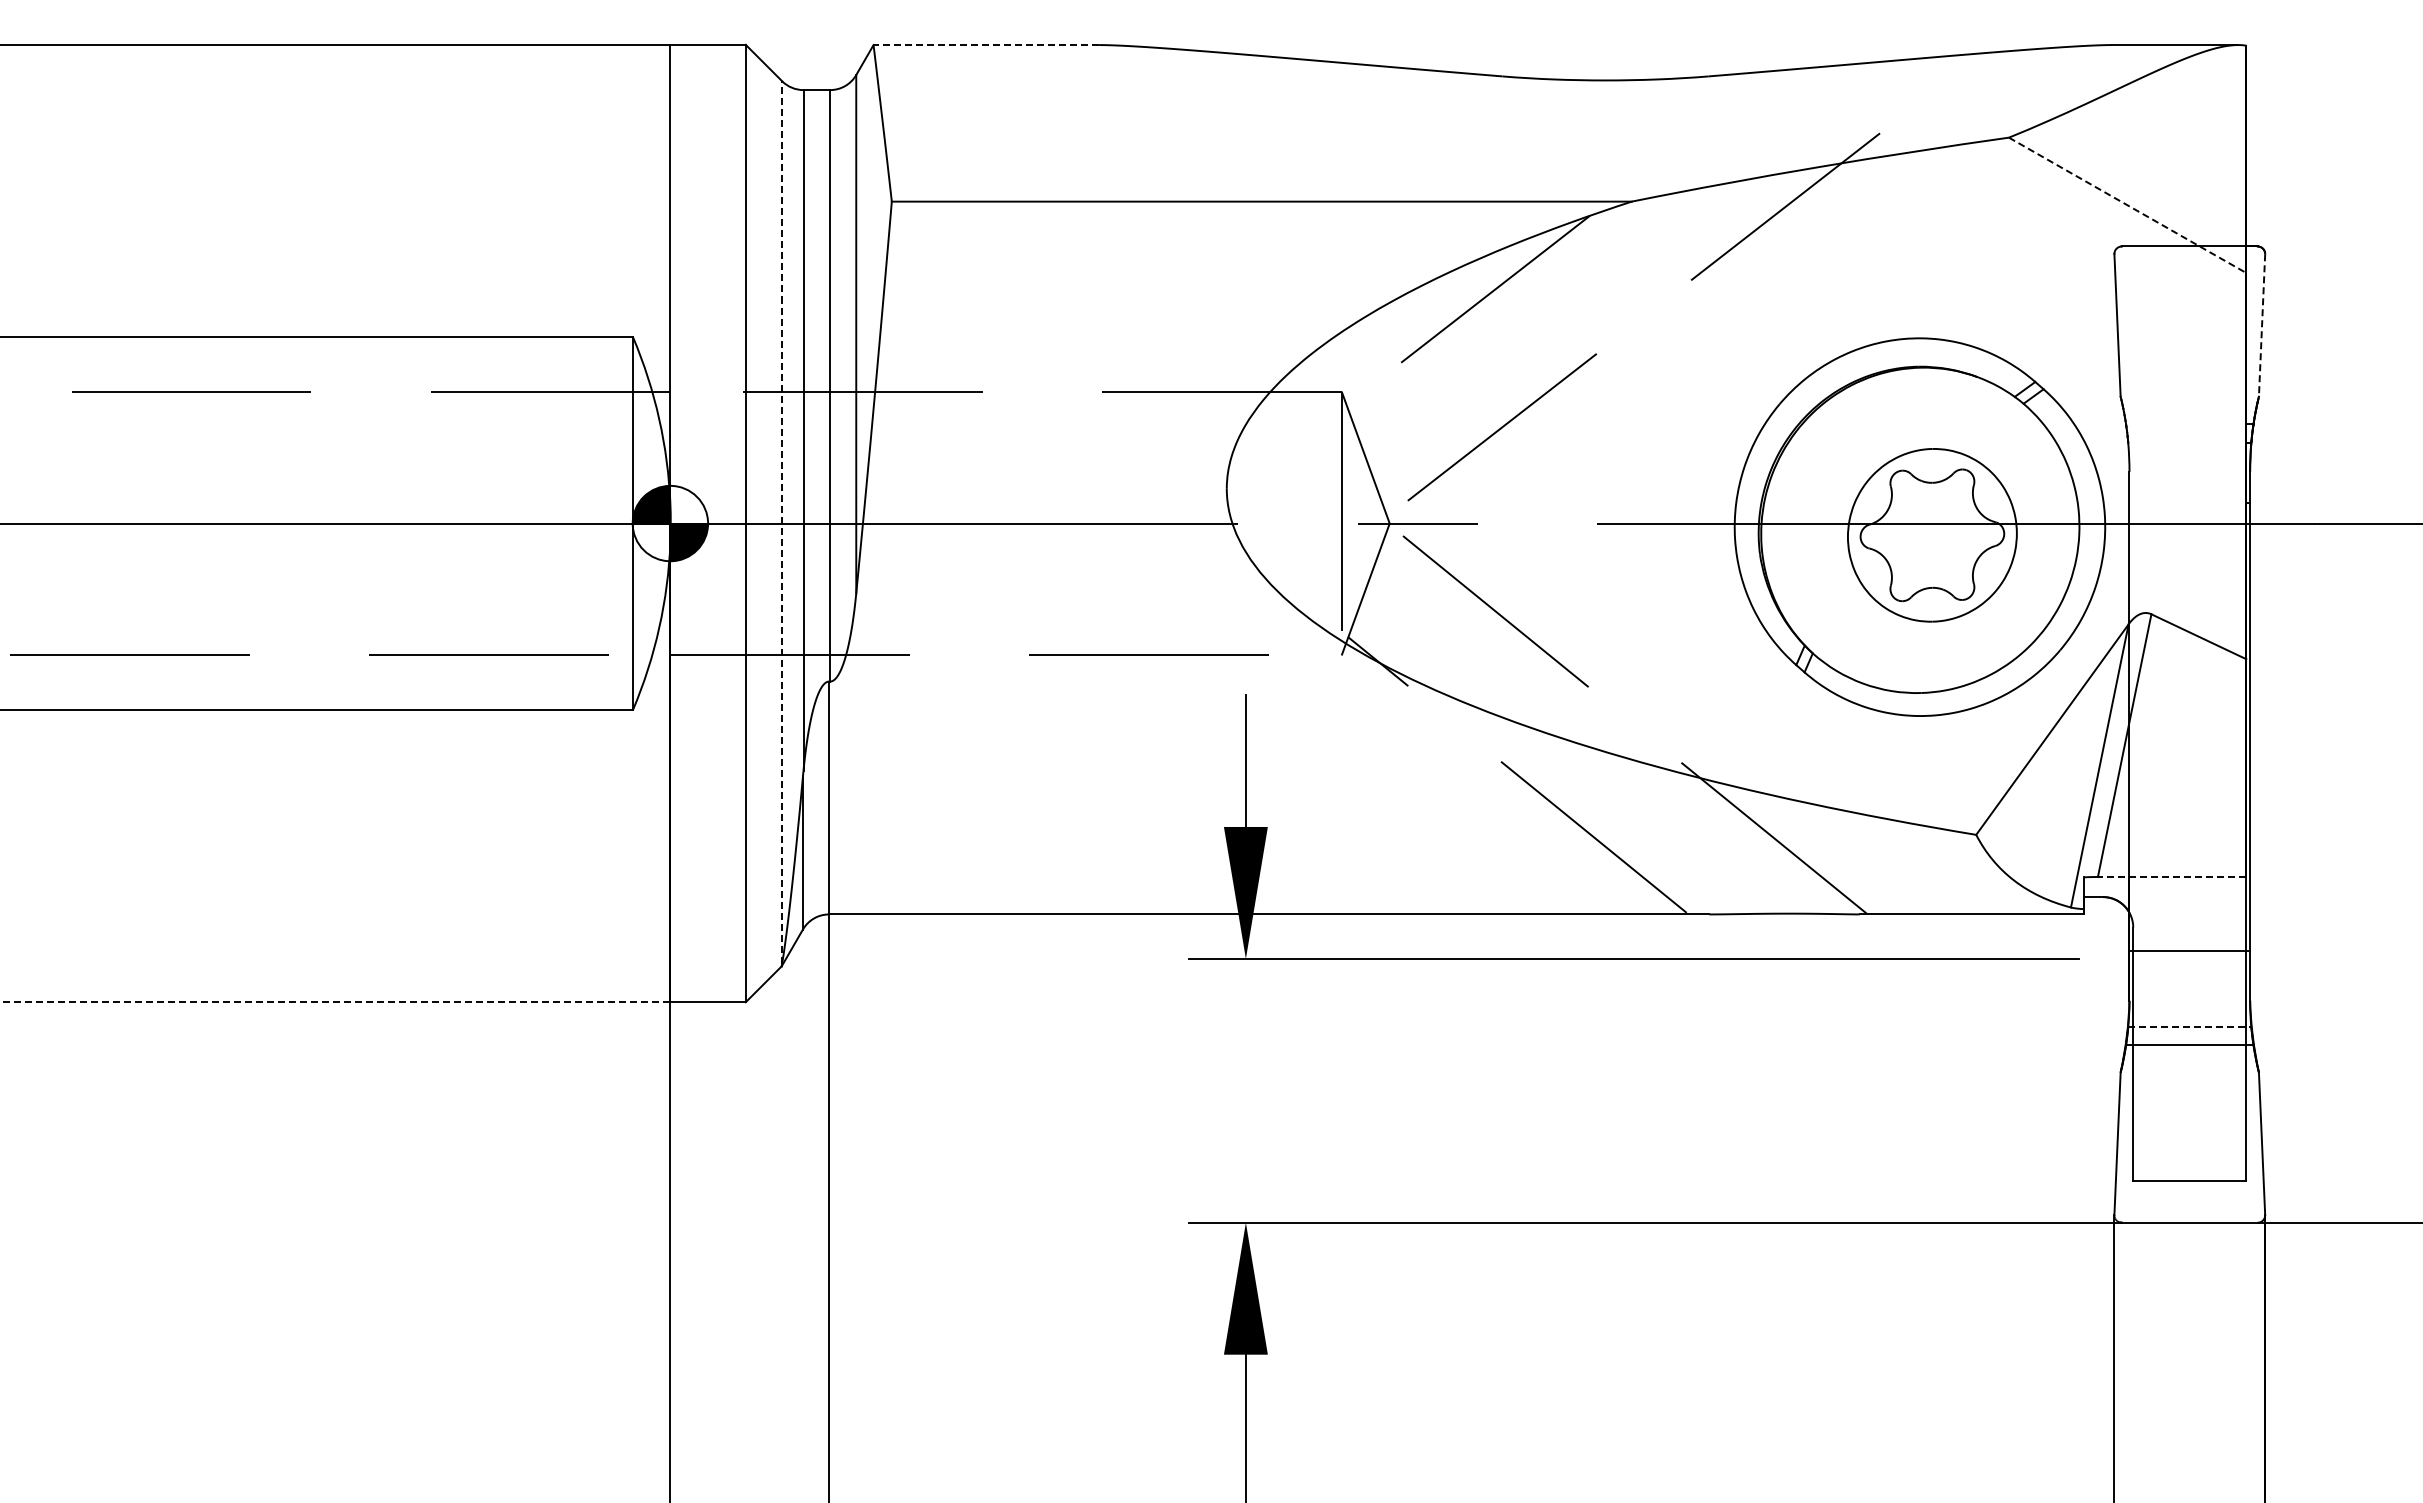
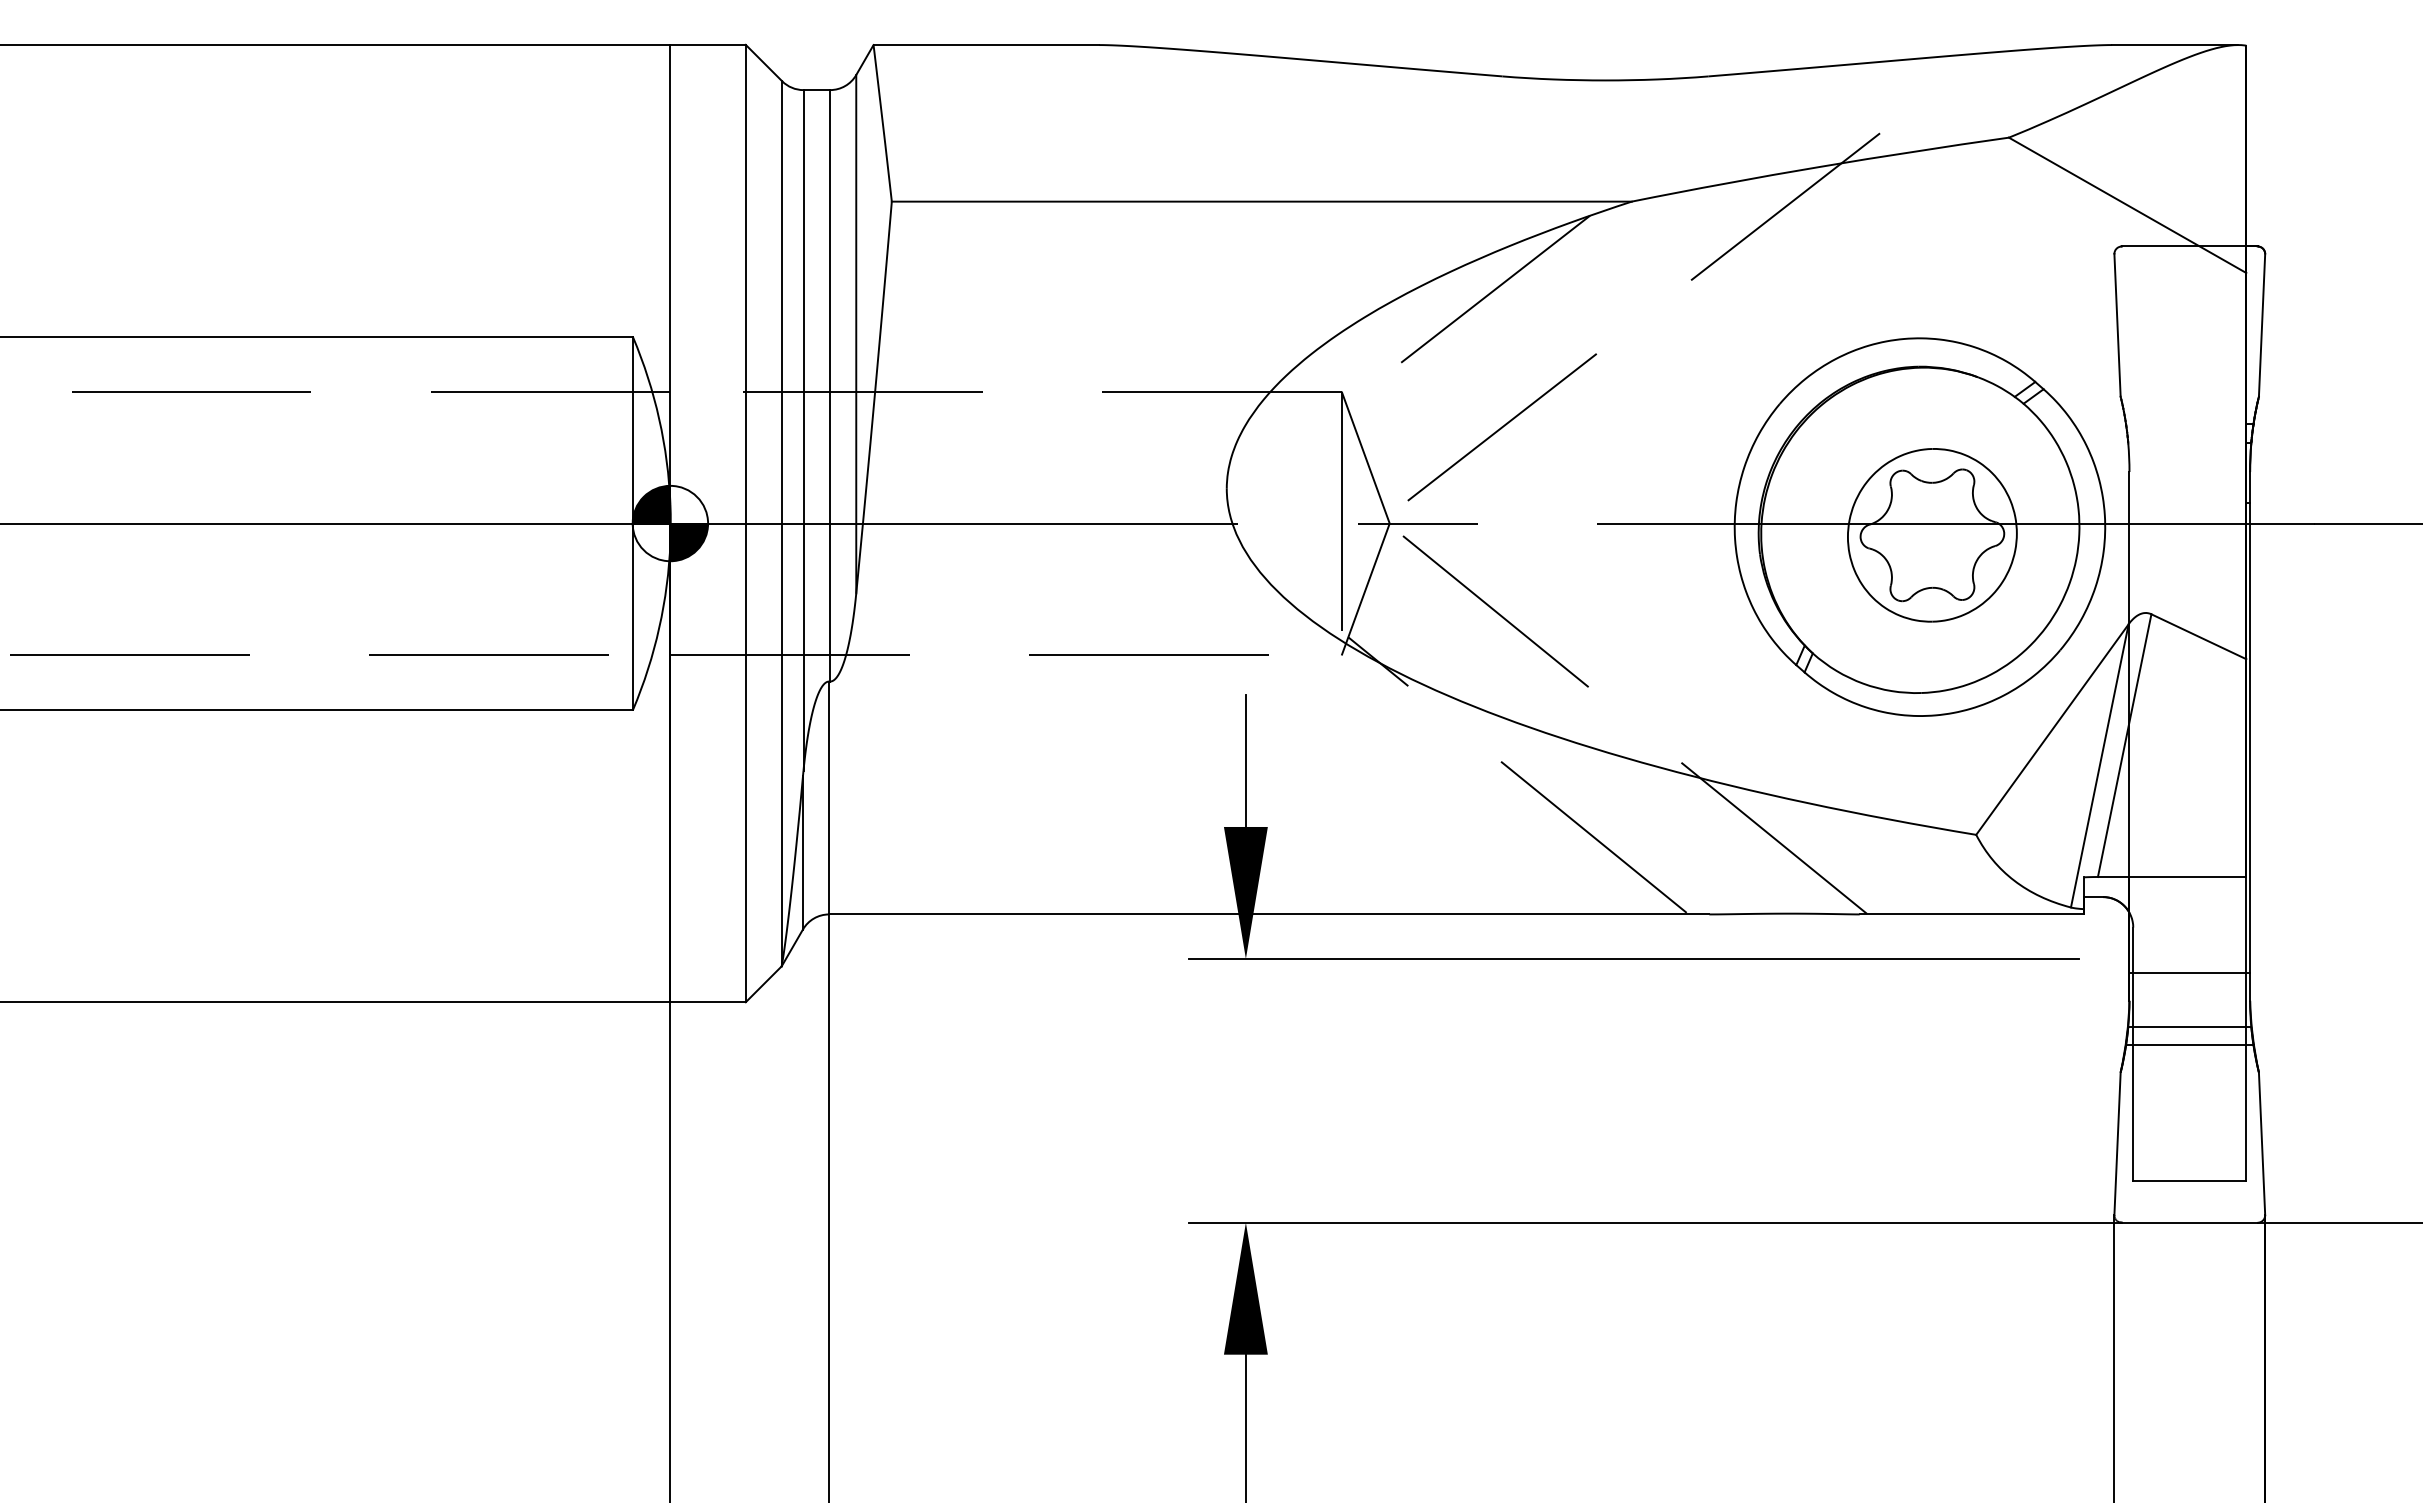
line: dashed -> solid (986, 45)
line: dashed -> solid (2127, 205)
line: dashed -> solid (2262, 326)
line: dashed -> solid (782, 521)
line: dashed -> solid (2171, 877)
line position: (2189, 951) -> (2189, 973) (2189, 973)
line: dashed -> solid (335, 1002)
line: dashed -> solid (2189, 1026)
